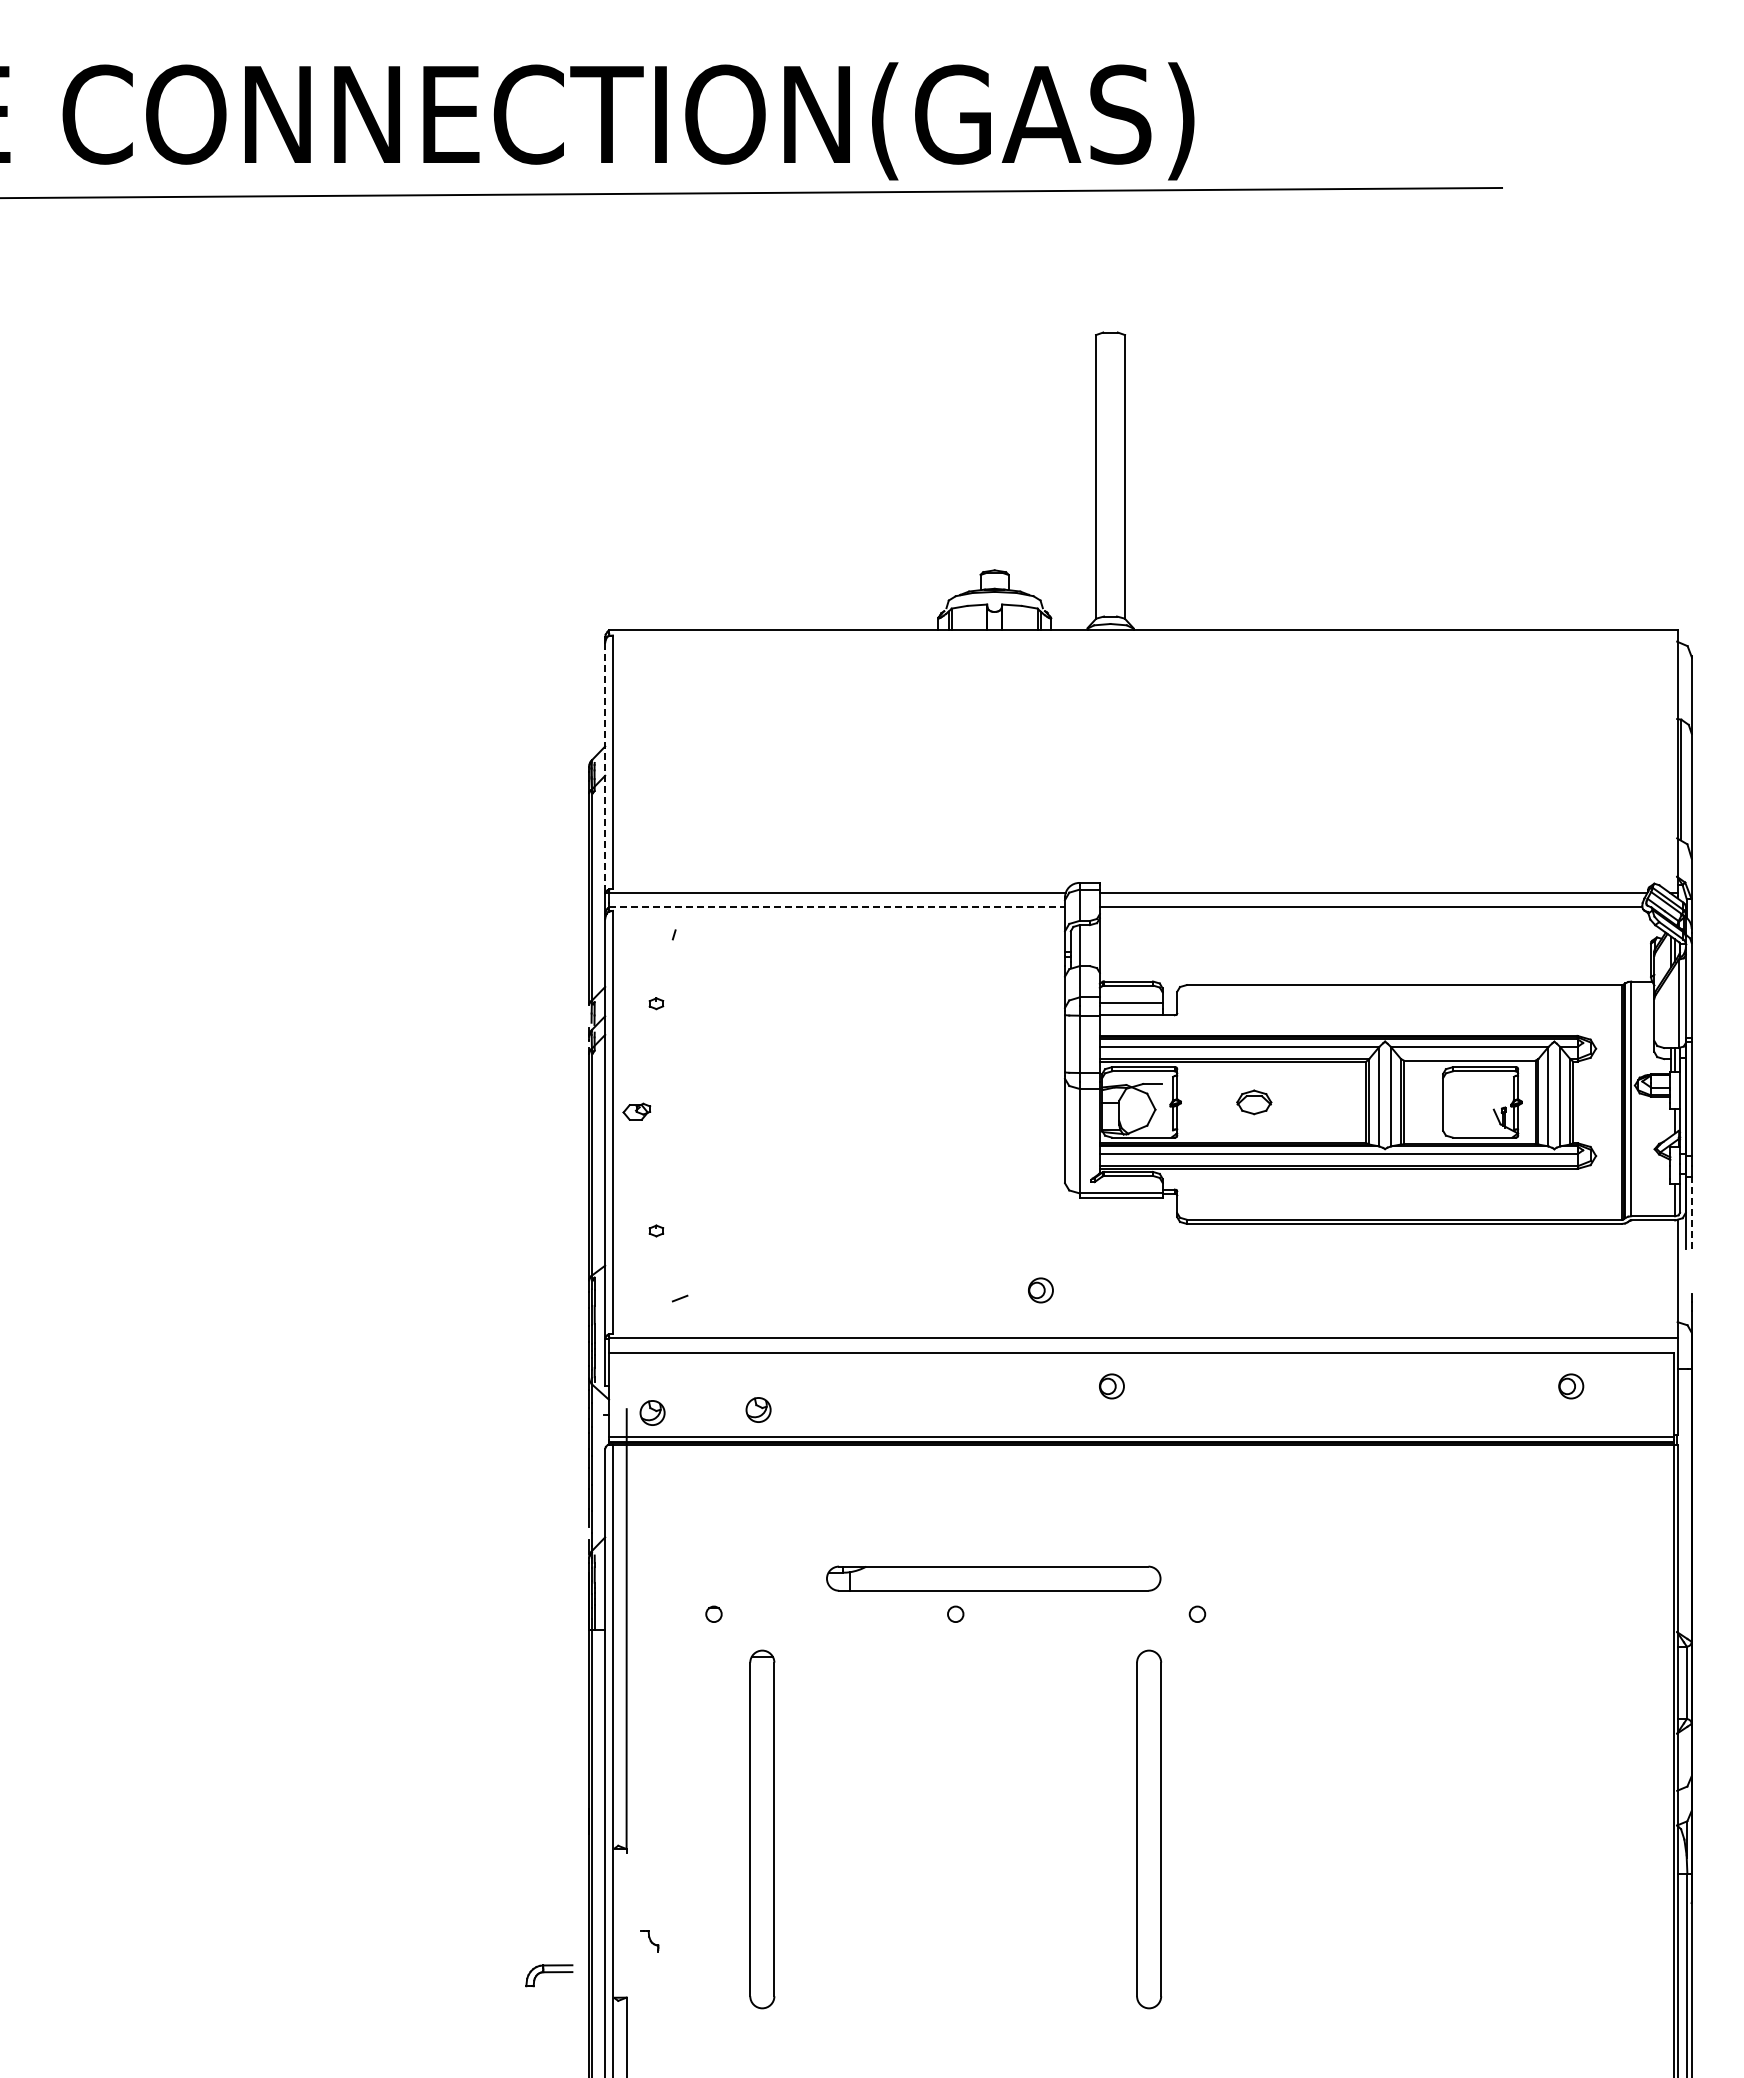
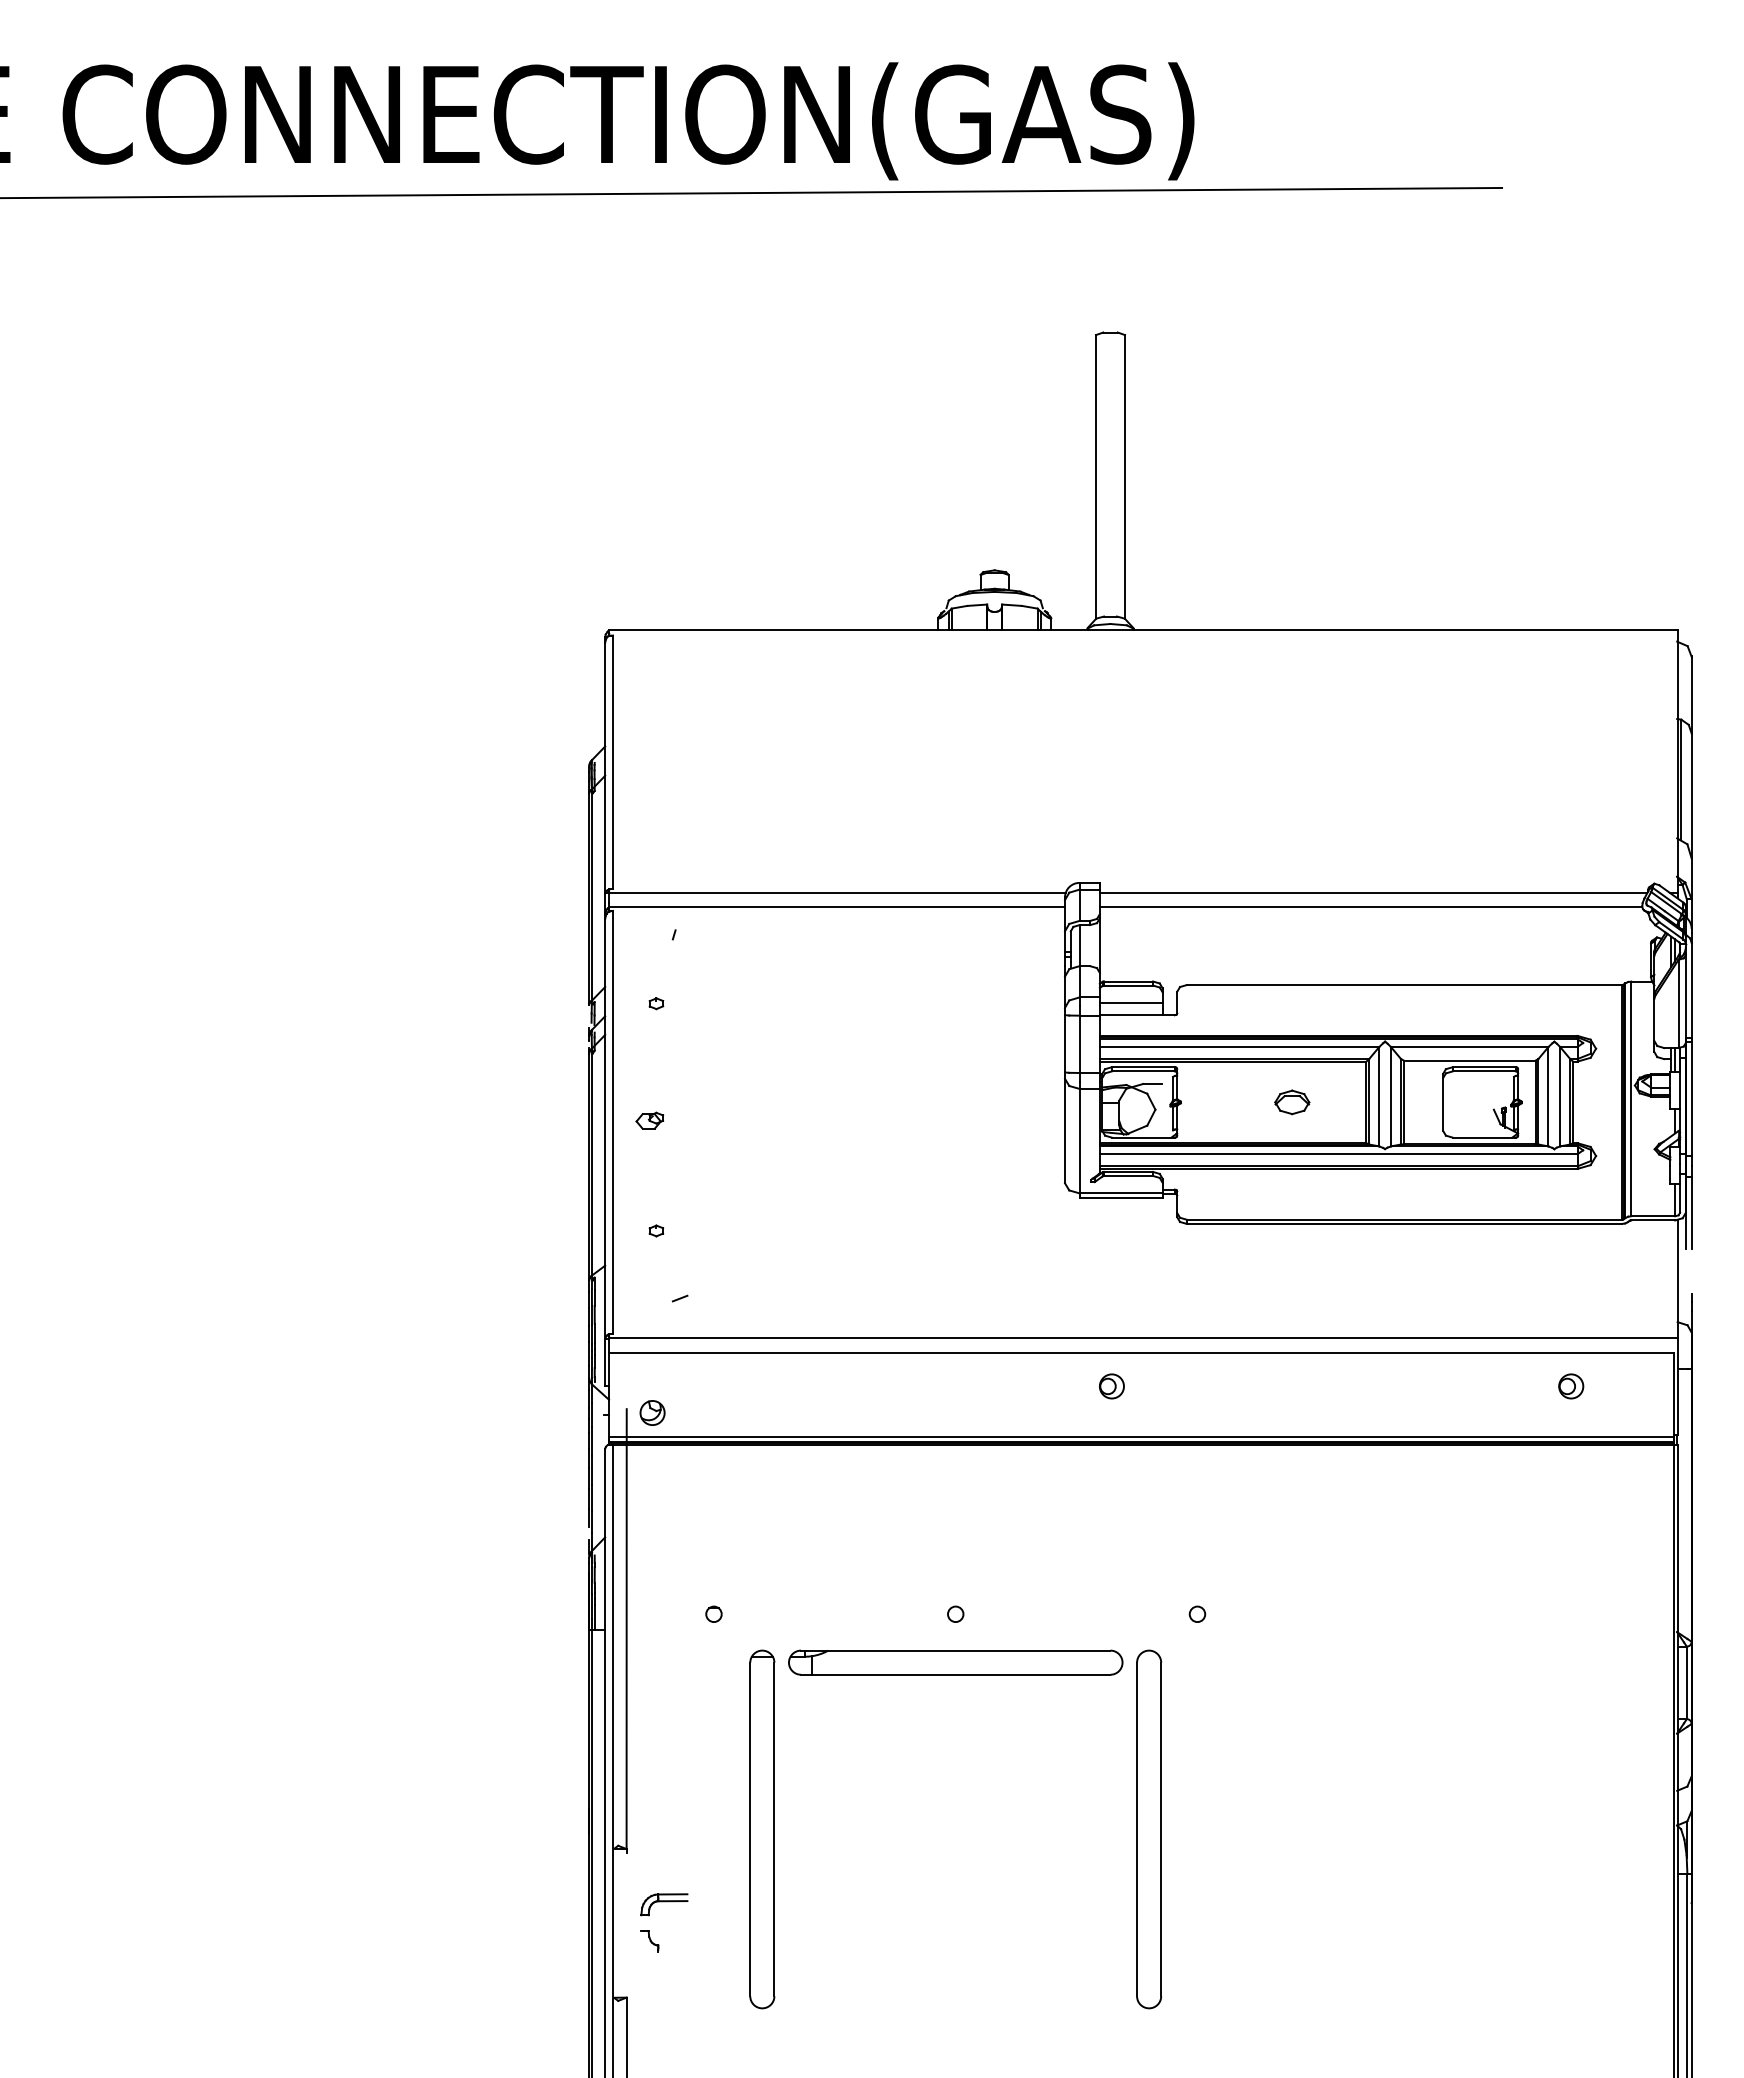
line: dashed -> solid (605, 768)
line: dashed -> solid (837, 906)
part position: (1254, 1102) -> (1292, 1102) (1292, 1102)
part position: (636, 1111) -> (649, 1120) (649, 1120)
line: dashed -> solid (1691, 1212)
part: present -> none (1040, 1290)
part: present -> none (758, 1409)
part position: (993, 1578) -> (955, 1662) (955, 1662)
part position: (549, 1975) -> (664, 1904) (664, 1904)
